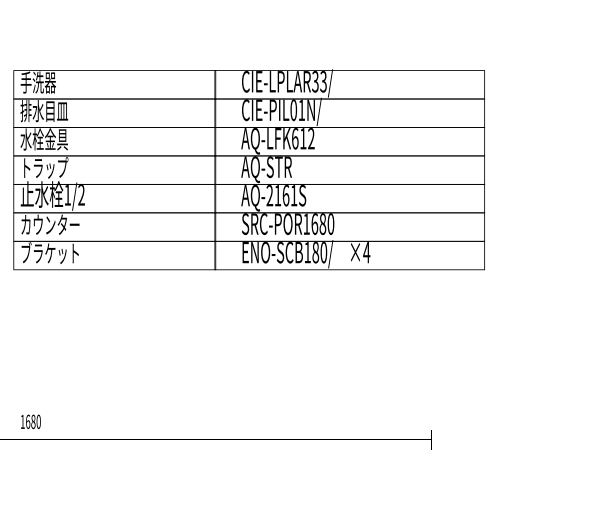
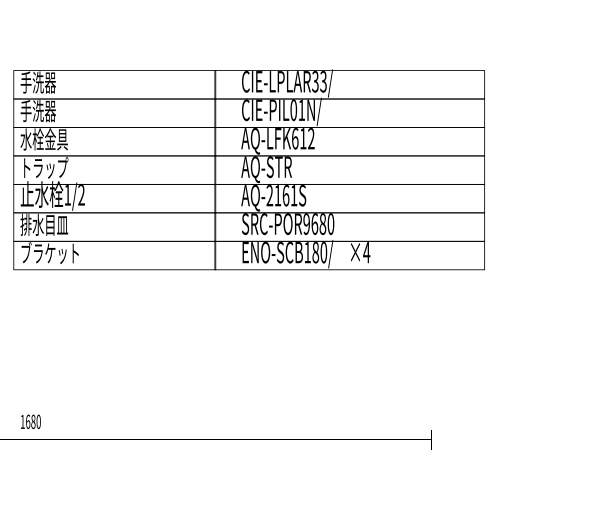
text: 排水目皿 -> 手洗器 (44, 111)
text: SRC-POR1680 -> SRC-POR9680 (306, 223)
text: カウンター -> 排水目皿 (49, 224)
